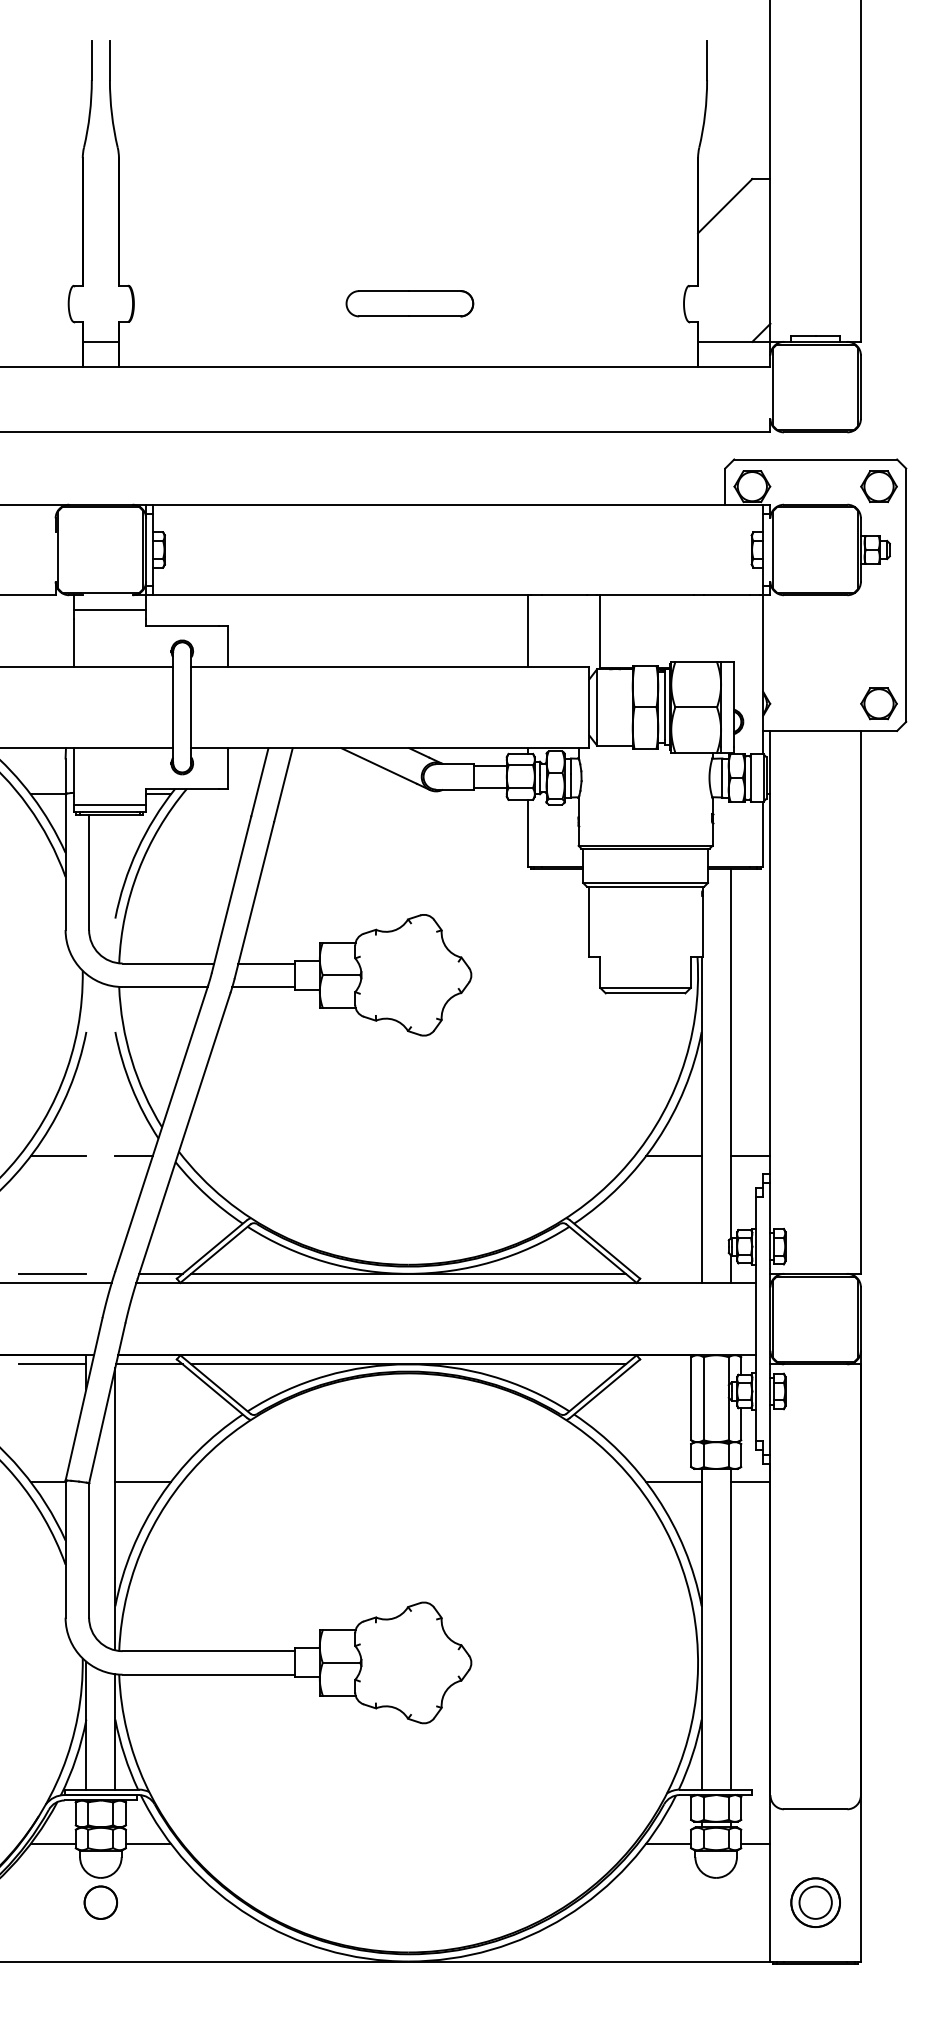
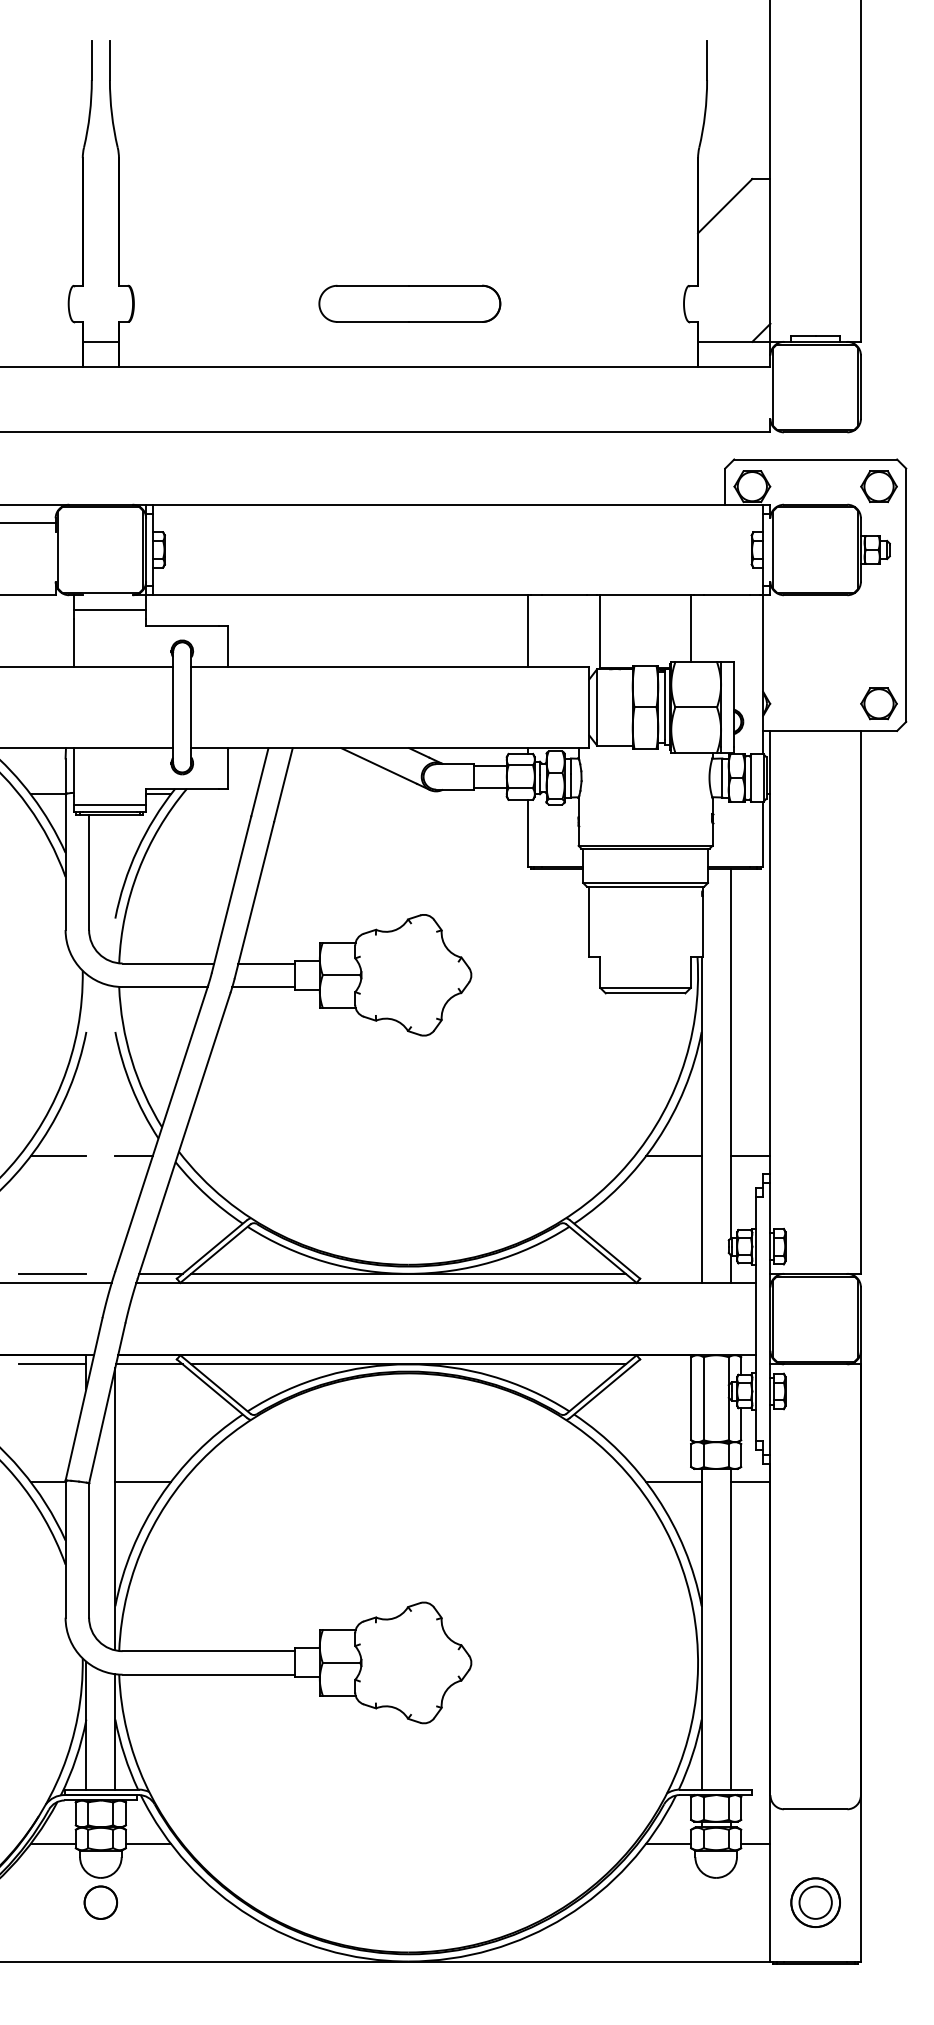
part size: 130x28 px -> 184x39 px (409, 303)
line: none -> present (28, 522)
line: none -> present (690, 628)
